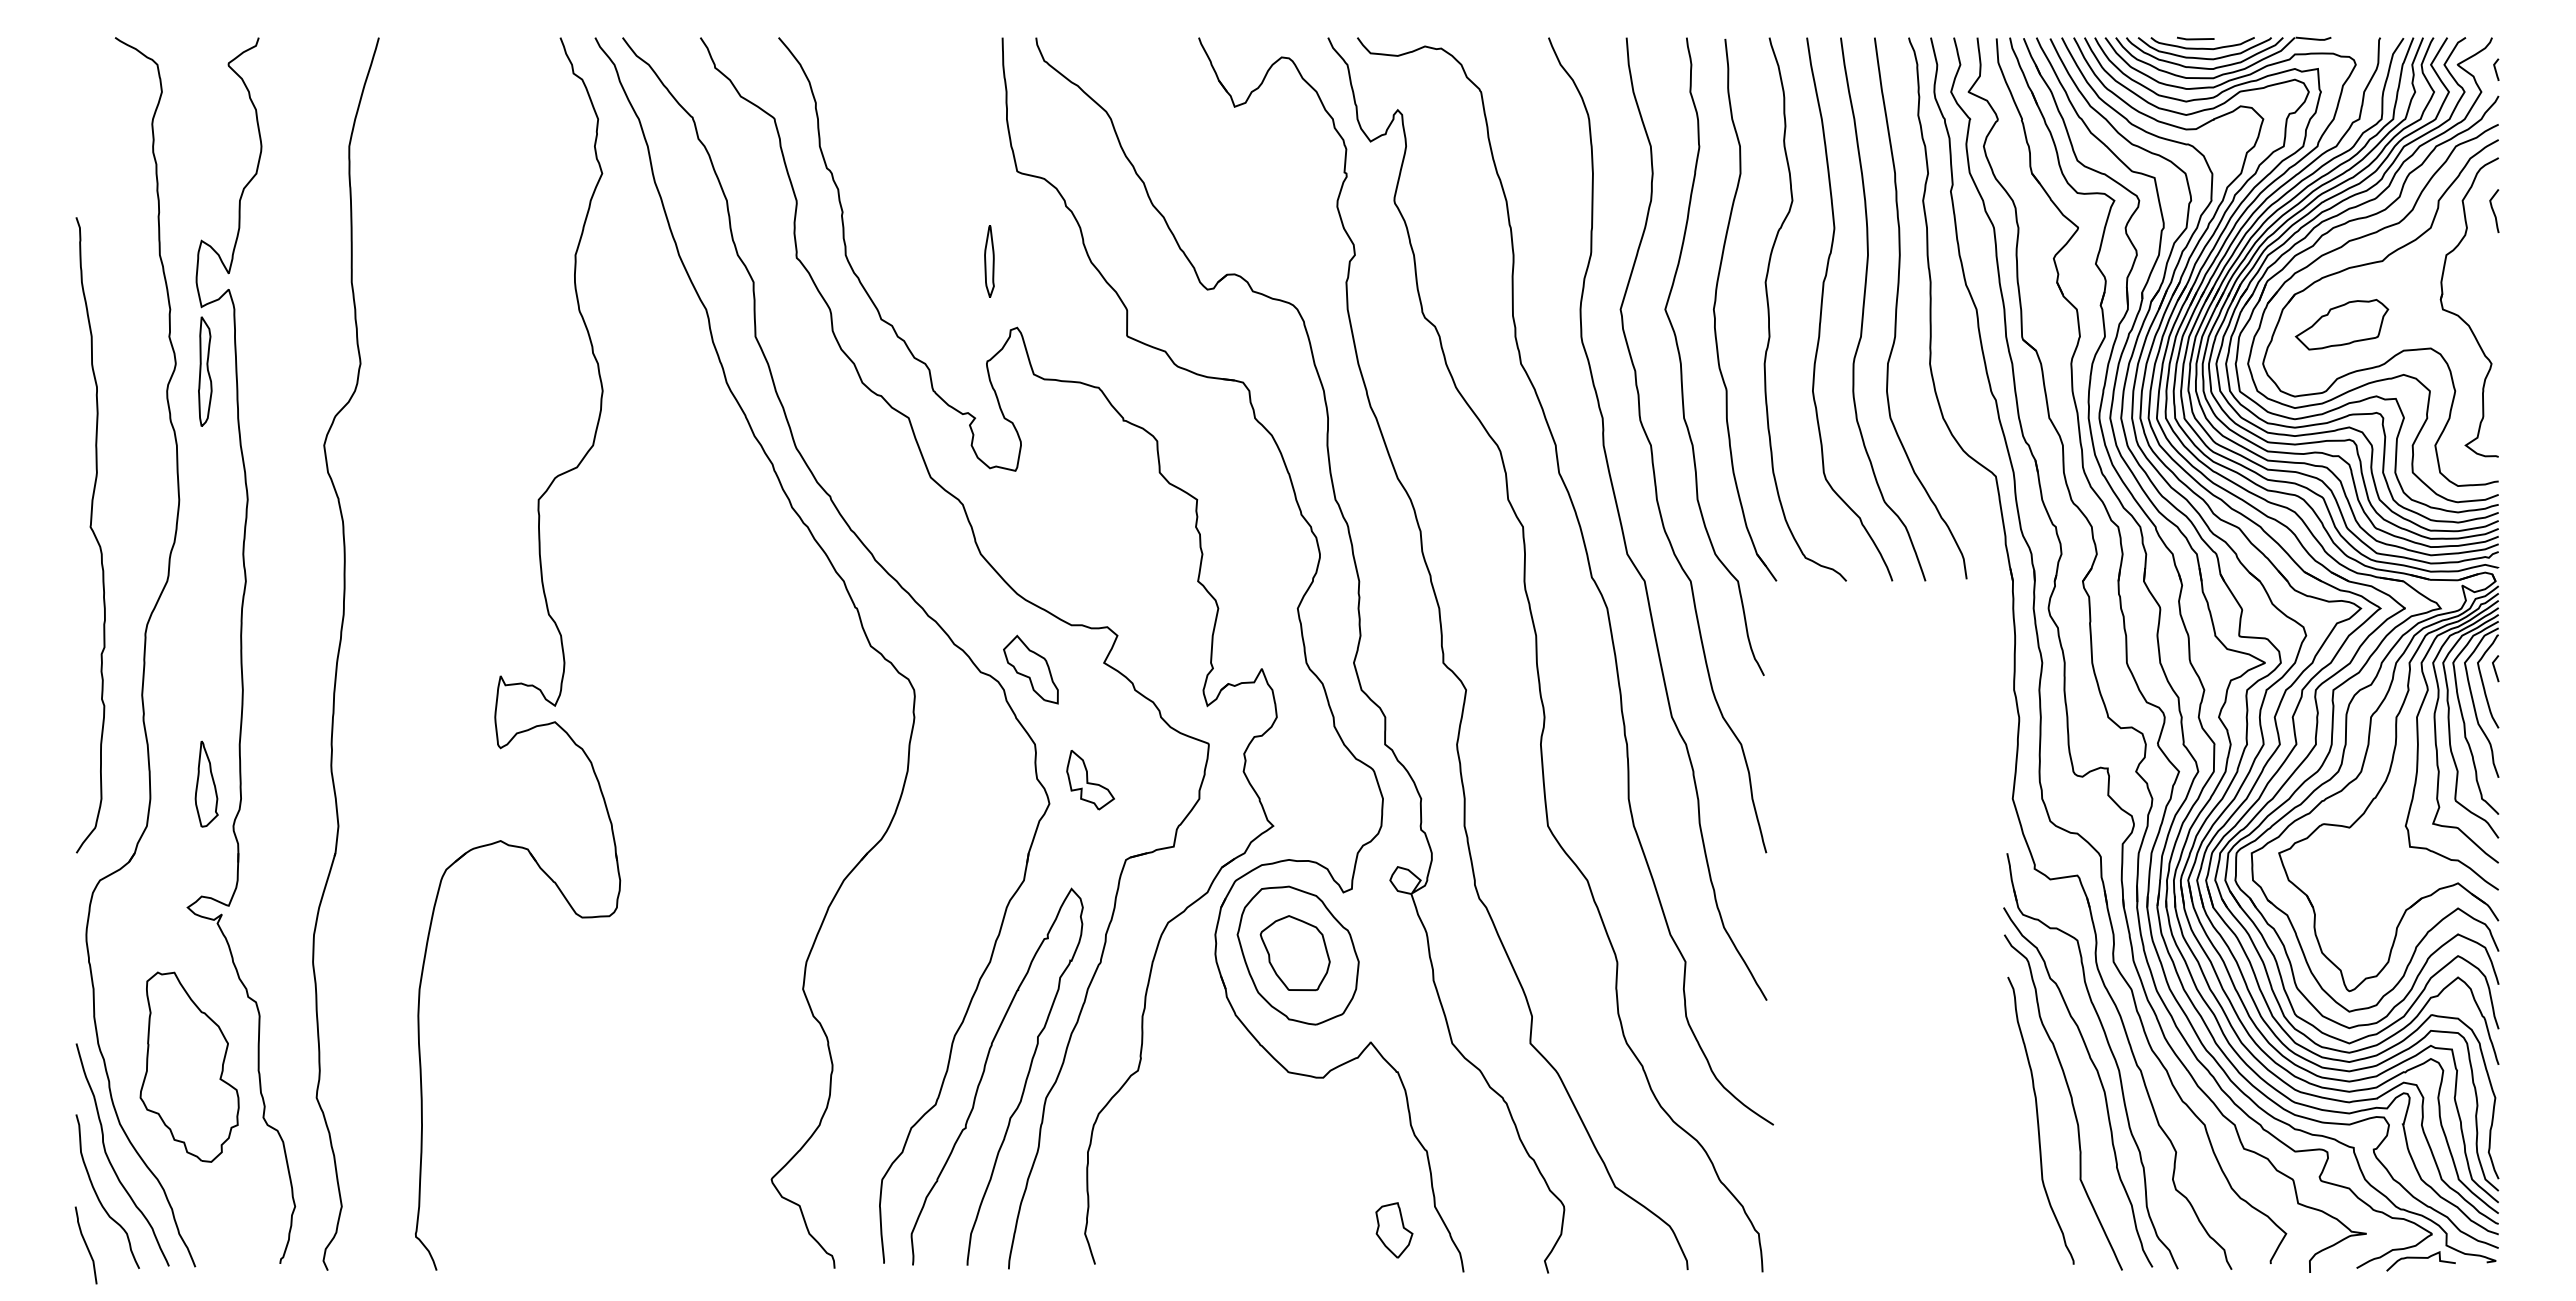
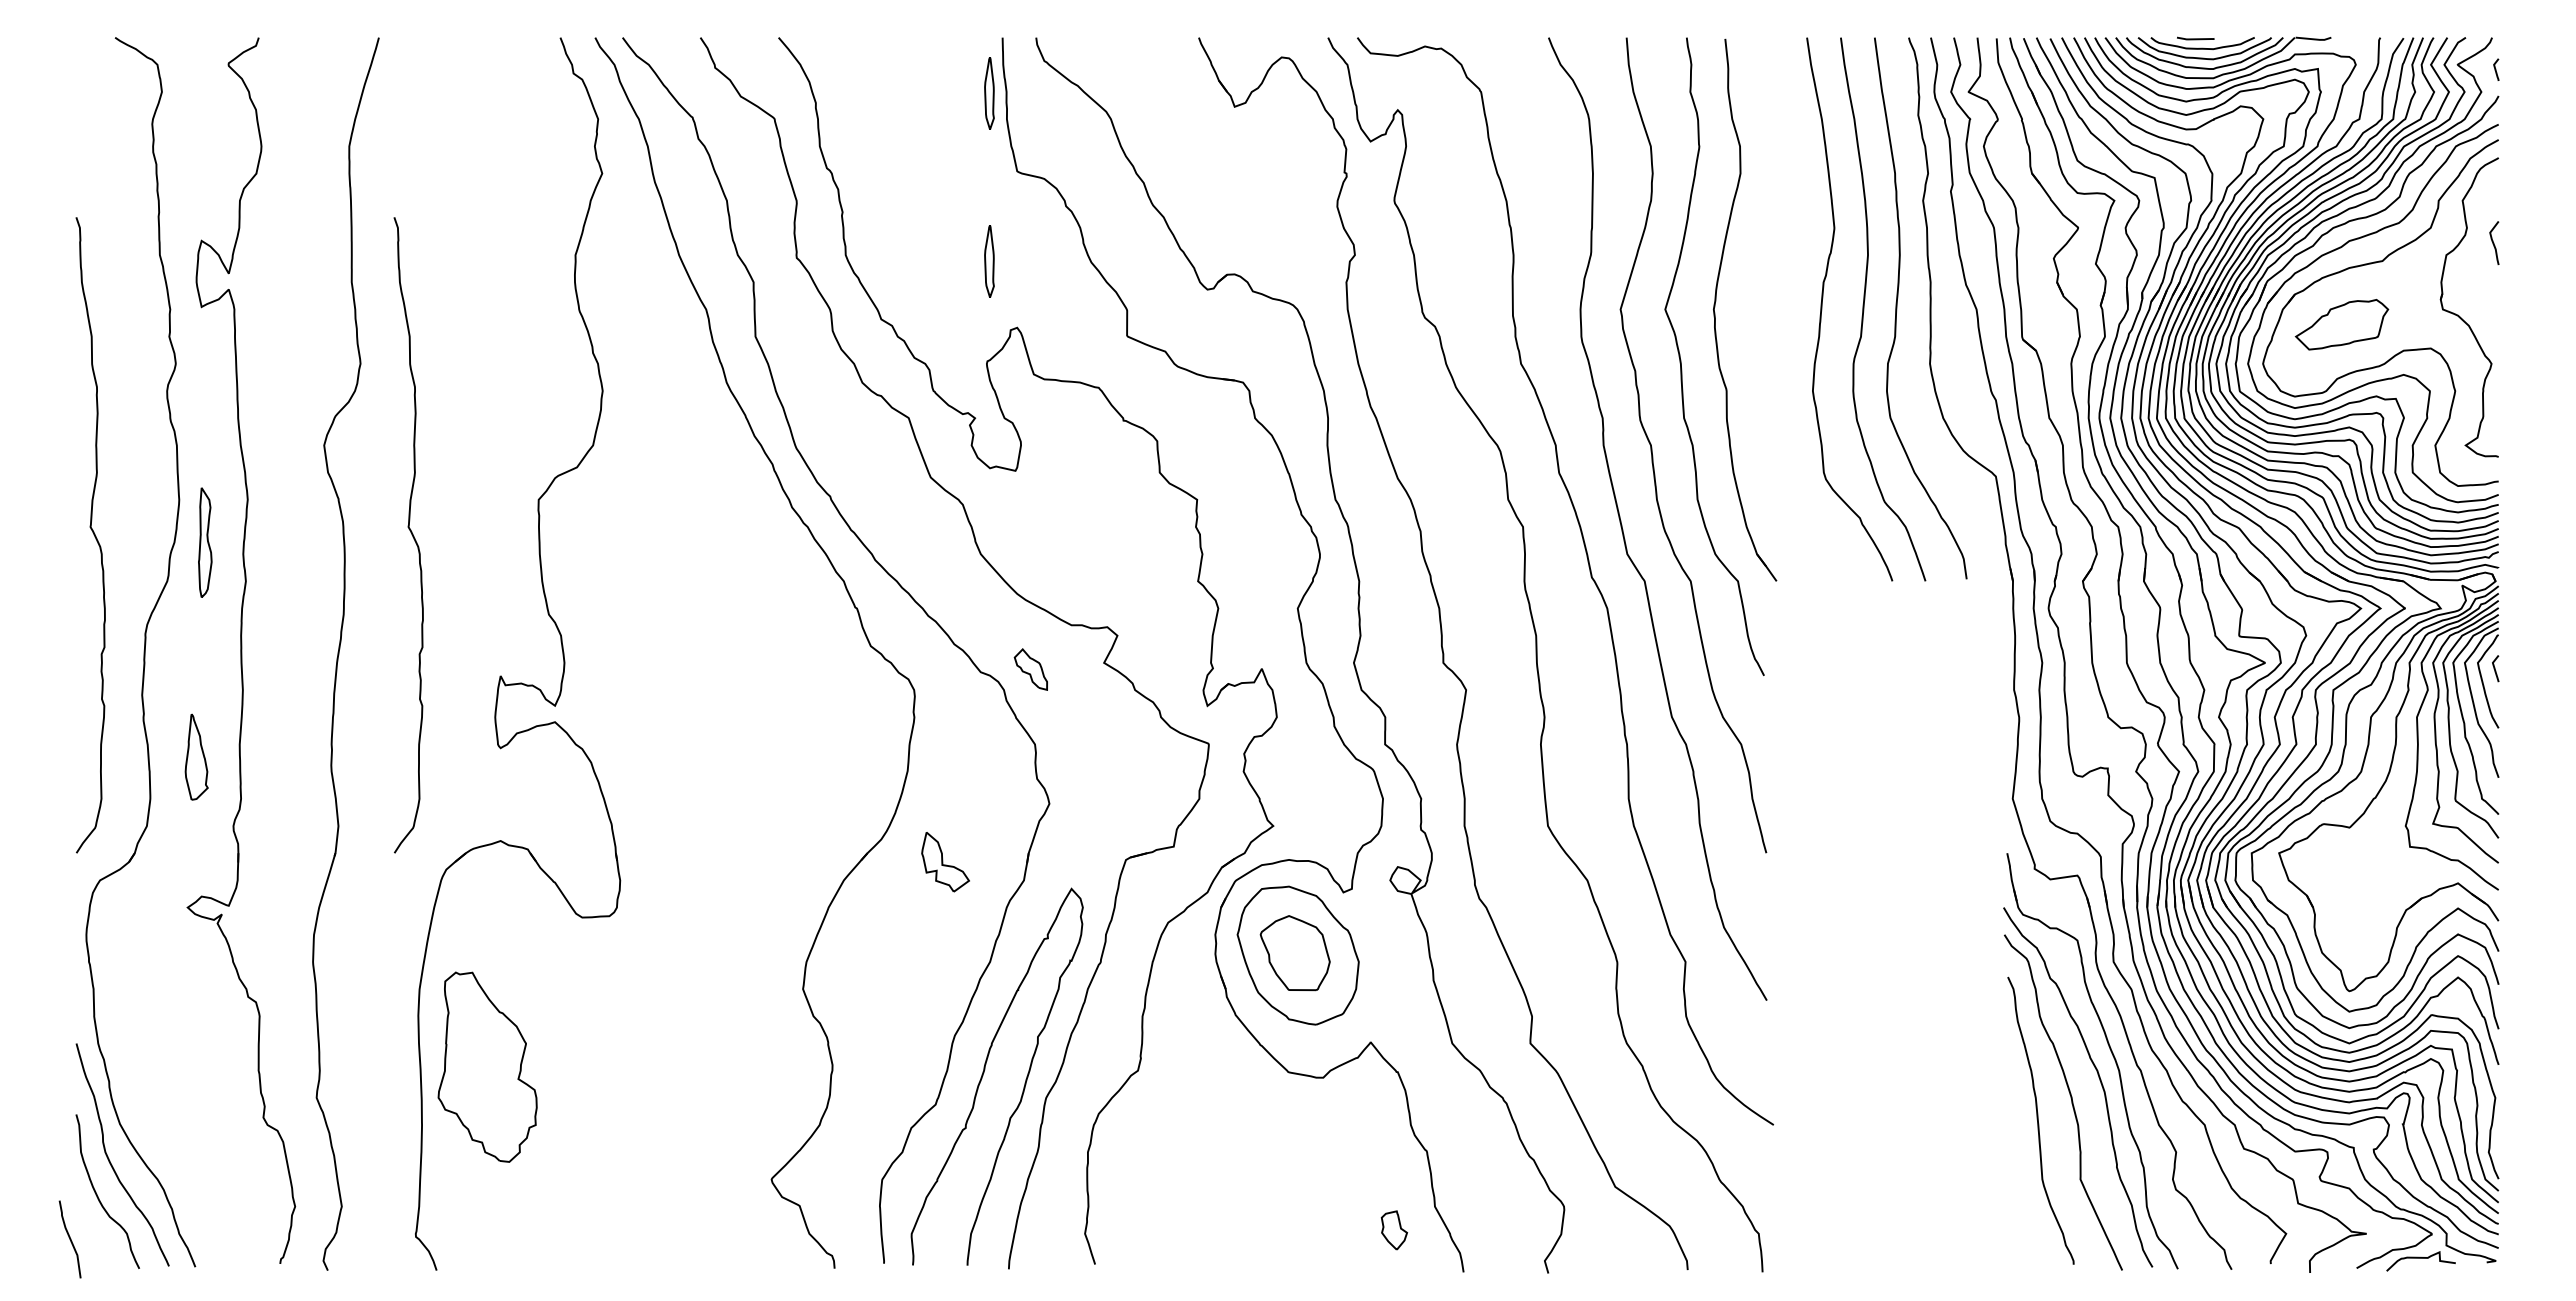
part: none -> present (989, 93)
curve position: (2494, 211) -> (2494, 243) (2494, 243)
curve: present -> none (1769, 309)
part position: (205, 371) -> (205, 542) (205, 542)
curve: none -> present (411, 535)
part size: 56x71 px -> 35x43 px (1030, 669)
part position: (1090, 780) -> (945, 862) (945, 862)
part position: (206, 783) -> (196, 756) (196, 756)
part position: (189, 1066) -> (487, 1066) (487, 1066)
part size: 39x57 px -> 28x41 px (1393, 1230)
curve position: (85, 1245) -> (69, 1239) (69, 1239)
